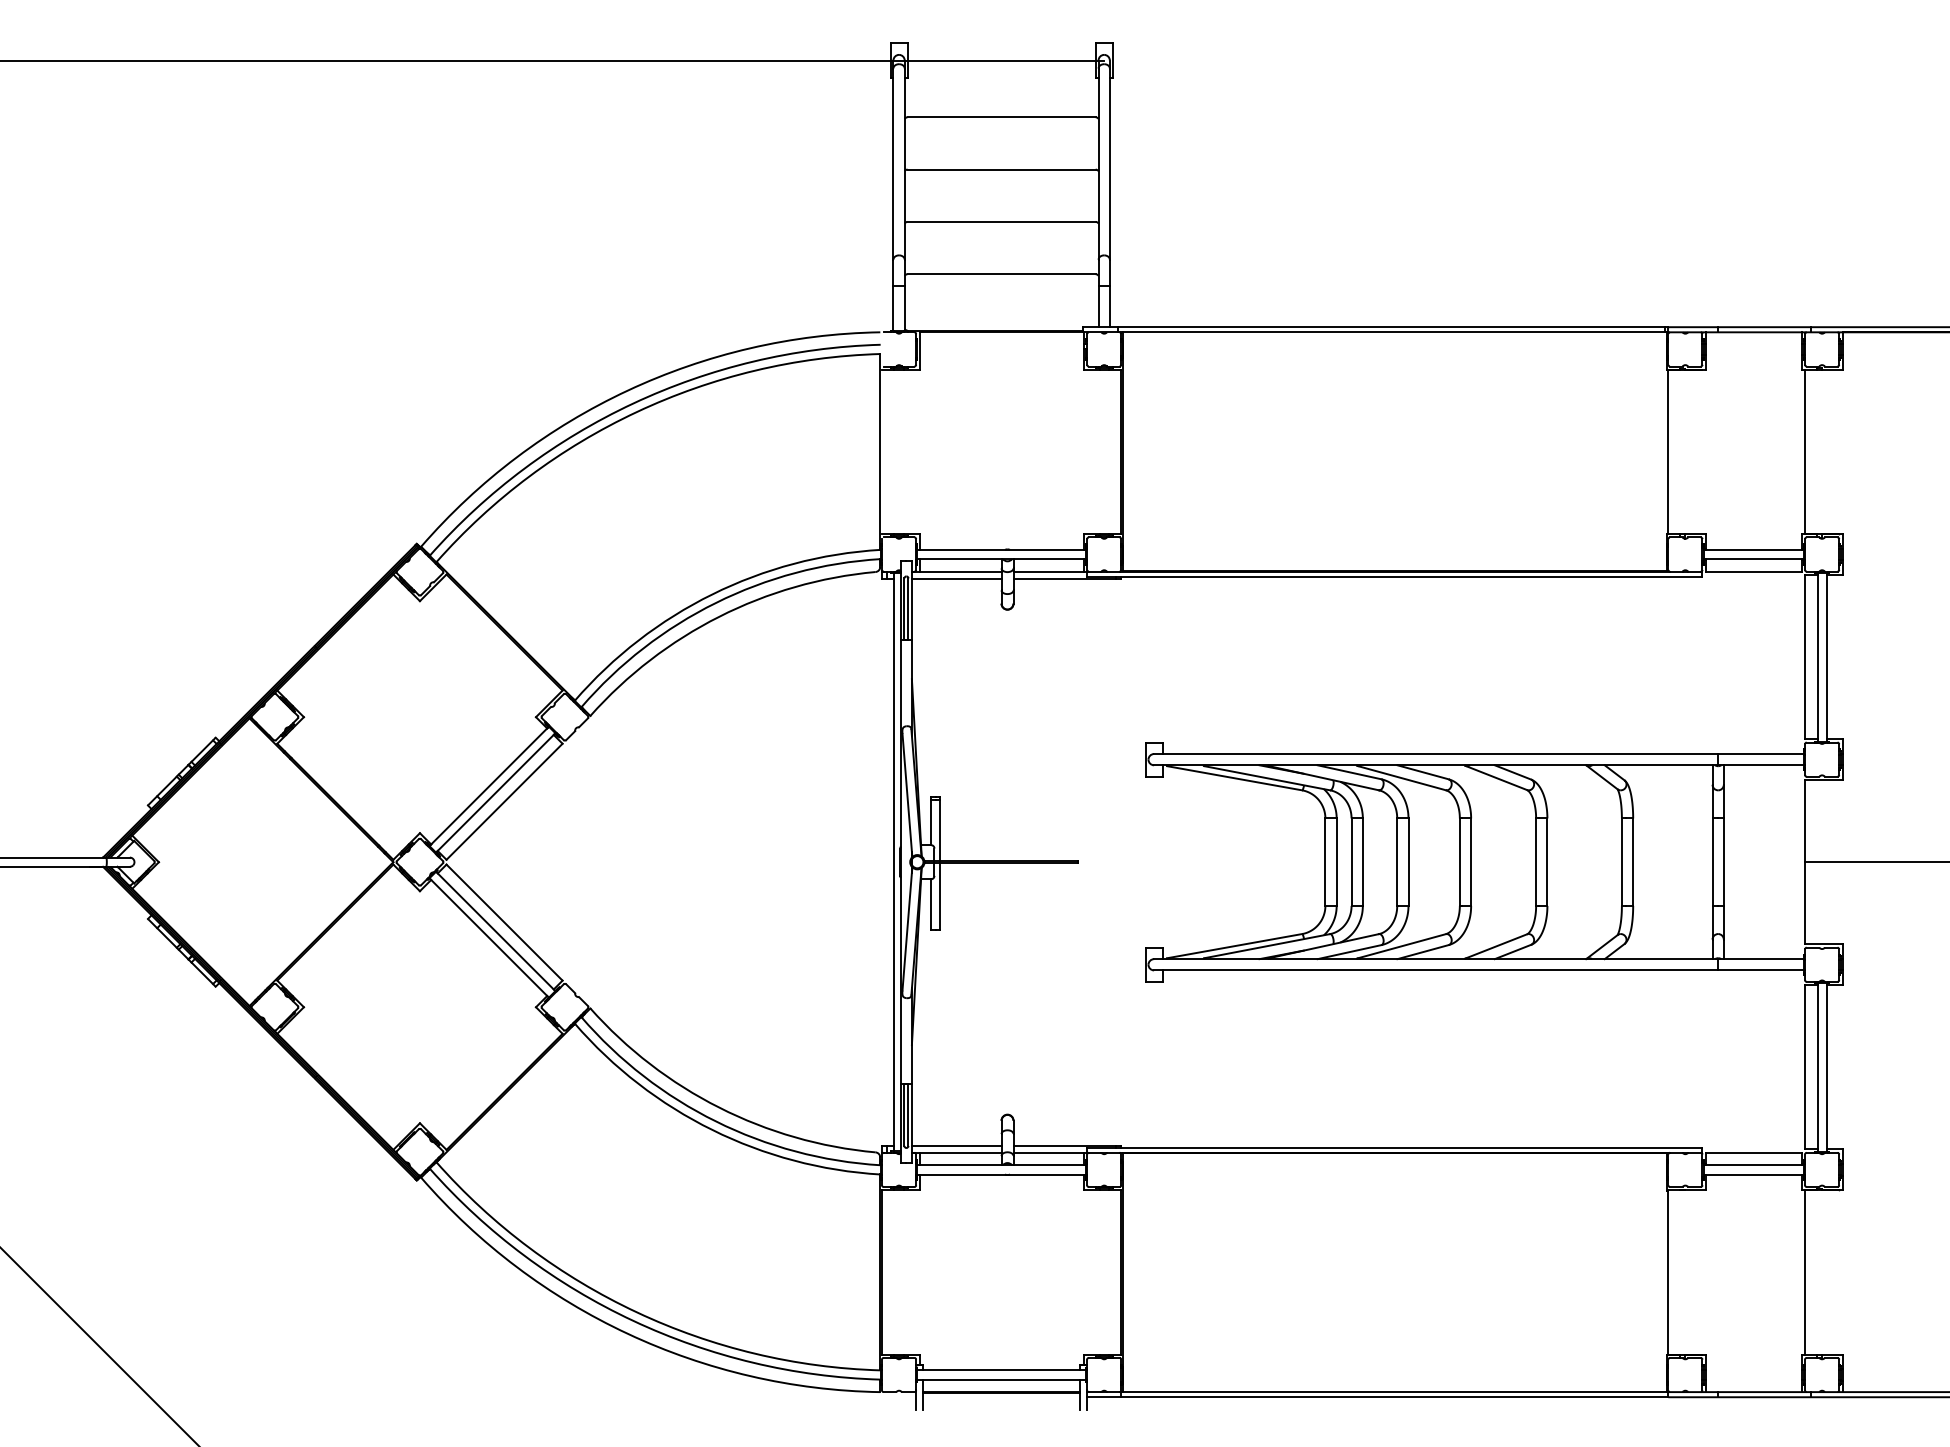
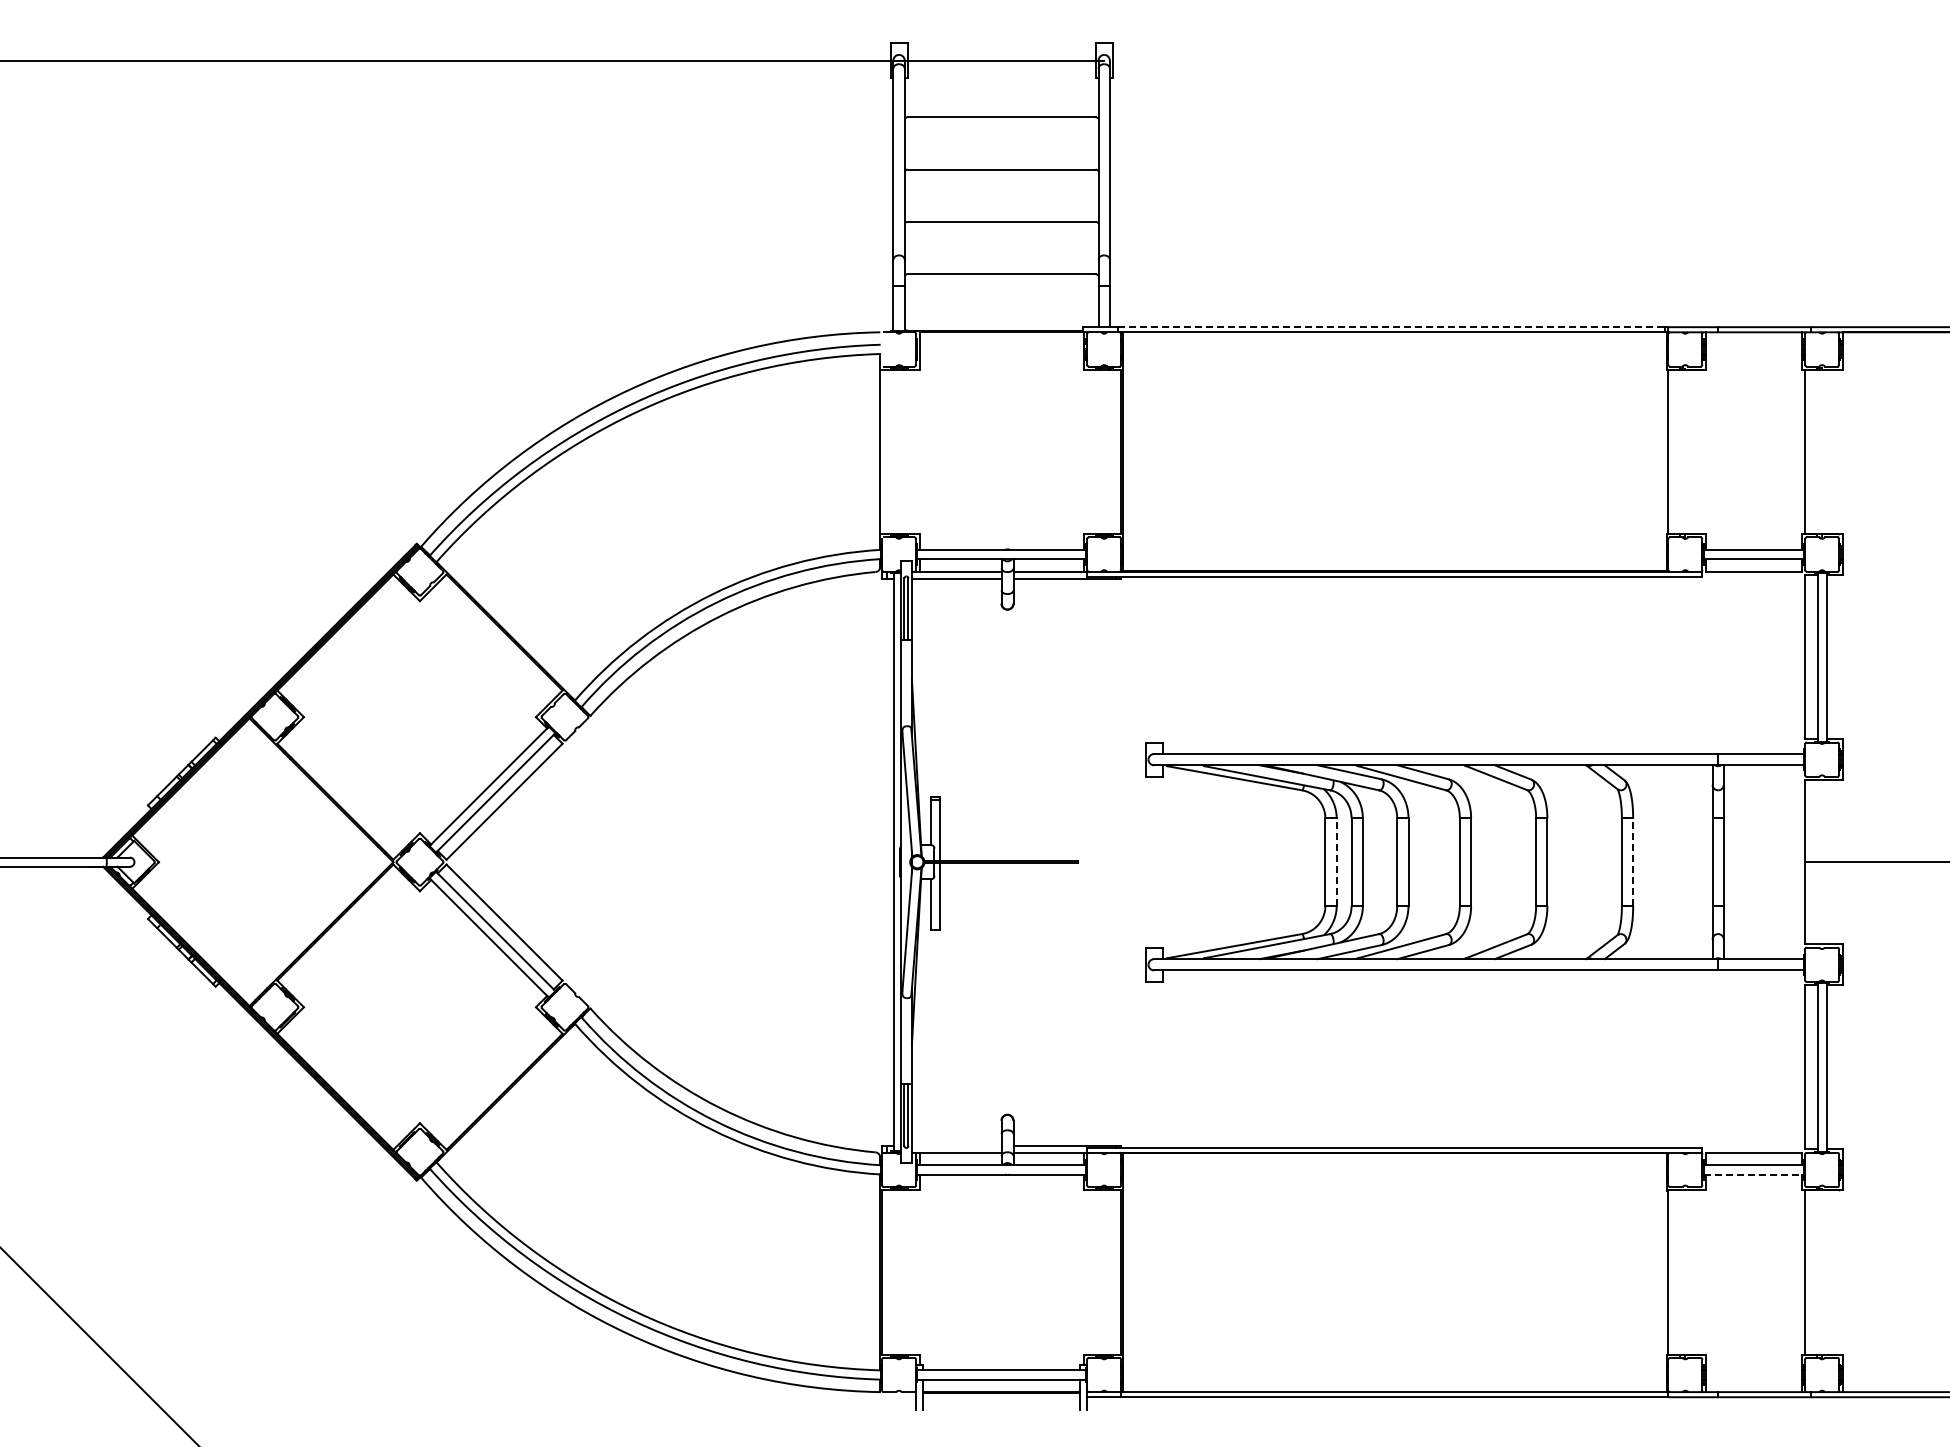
line: solid -> dashed (1391, 327)
line: solid -> dashed (1336, 862)
line: solid -> dashed (1633, 862)
line: present -> none (956, 1145)
line: solid -> dashed (1754, 1174)
